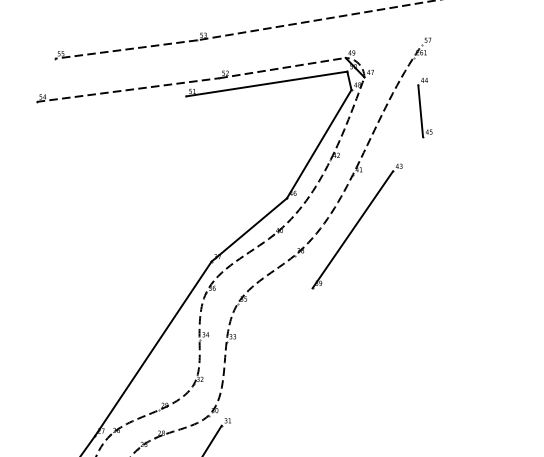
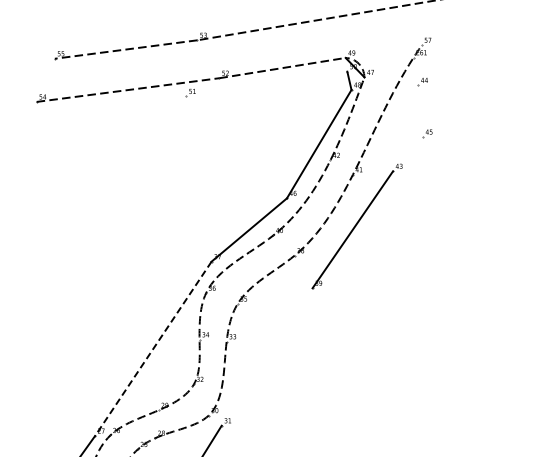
line: present -> none (266, 83)
line: present -> none (420, 111)
line: solid -> dashed (153, 348)
